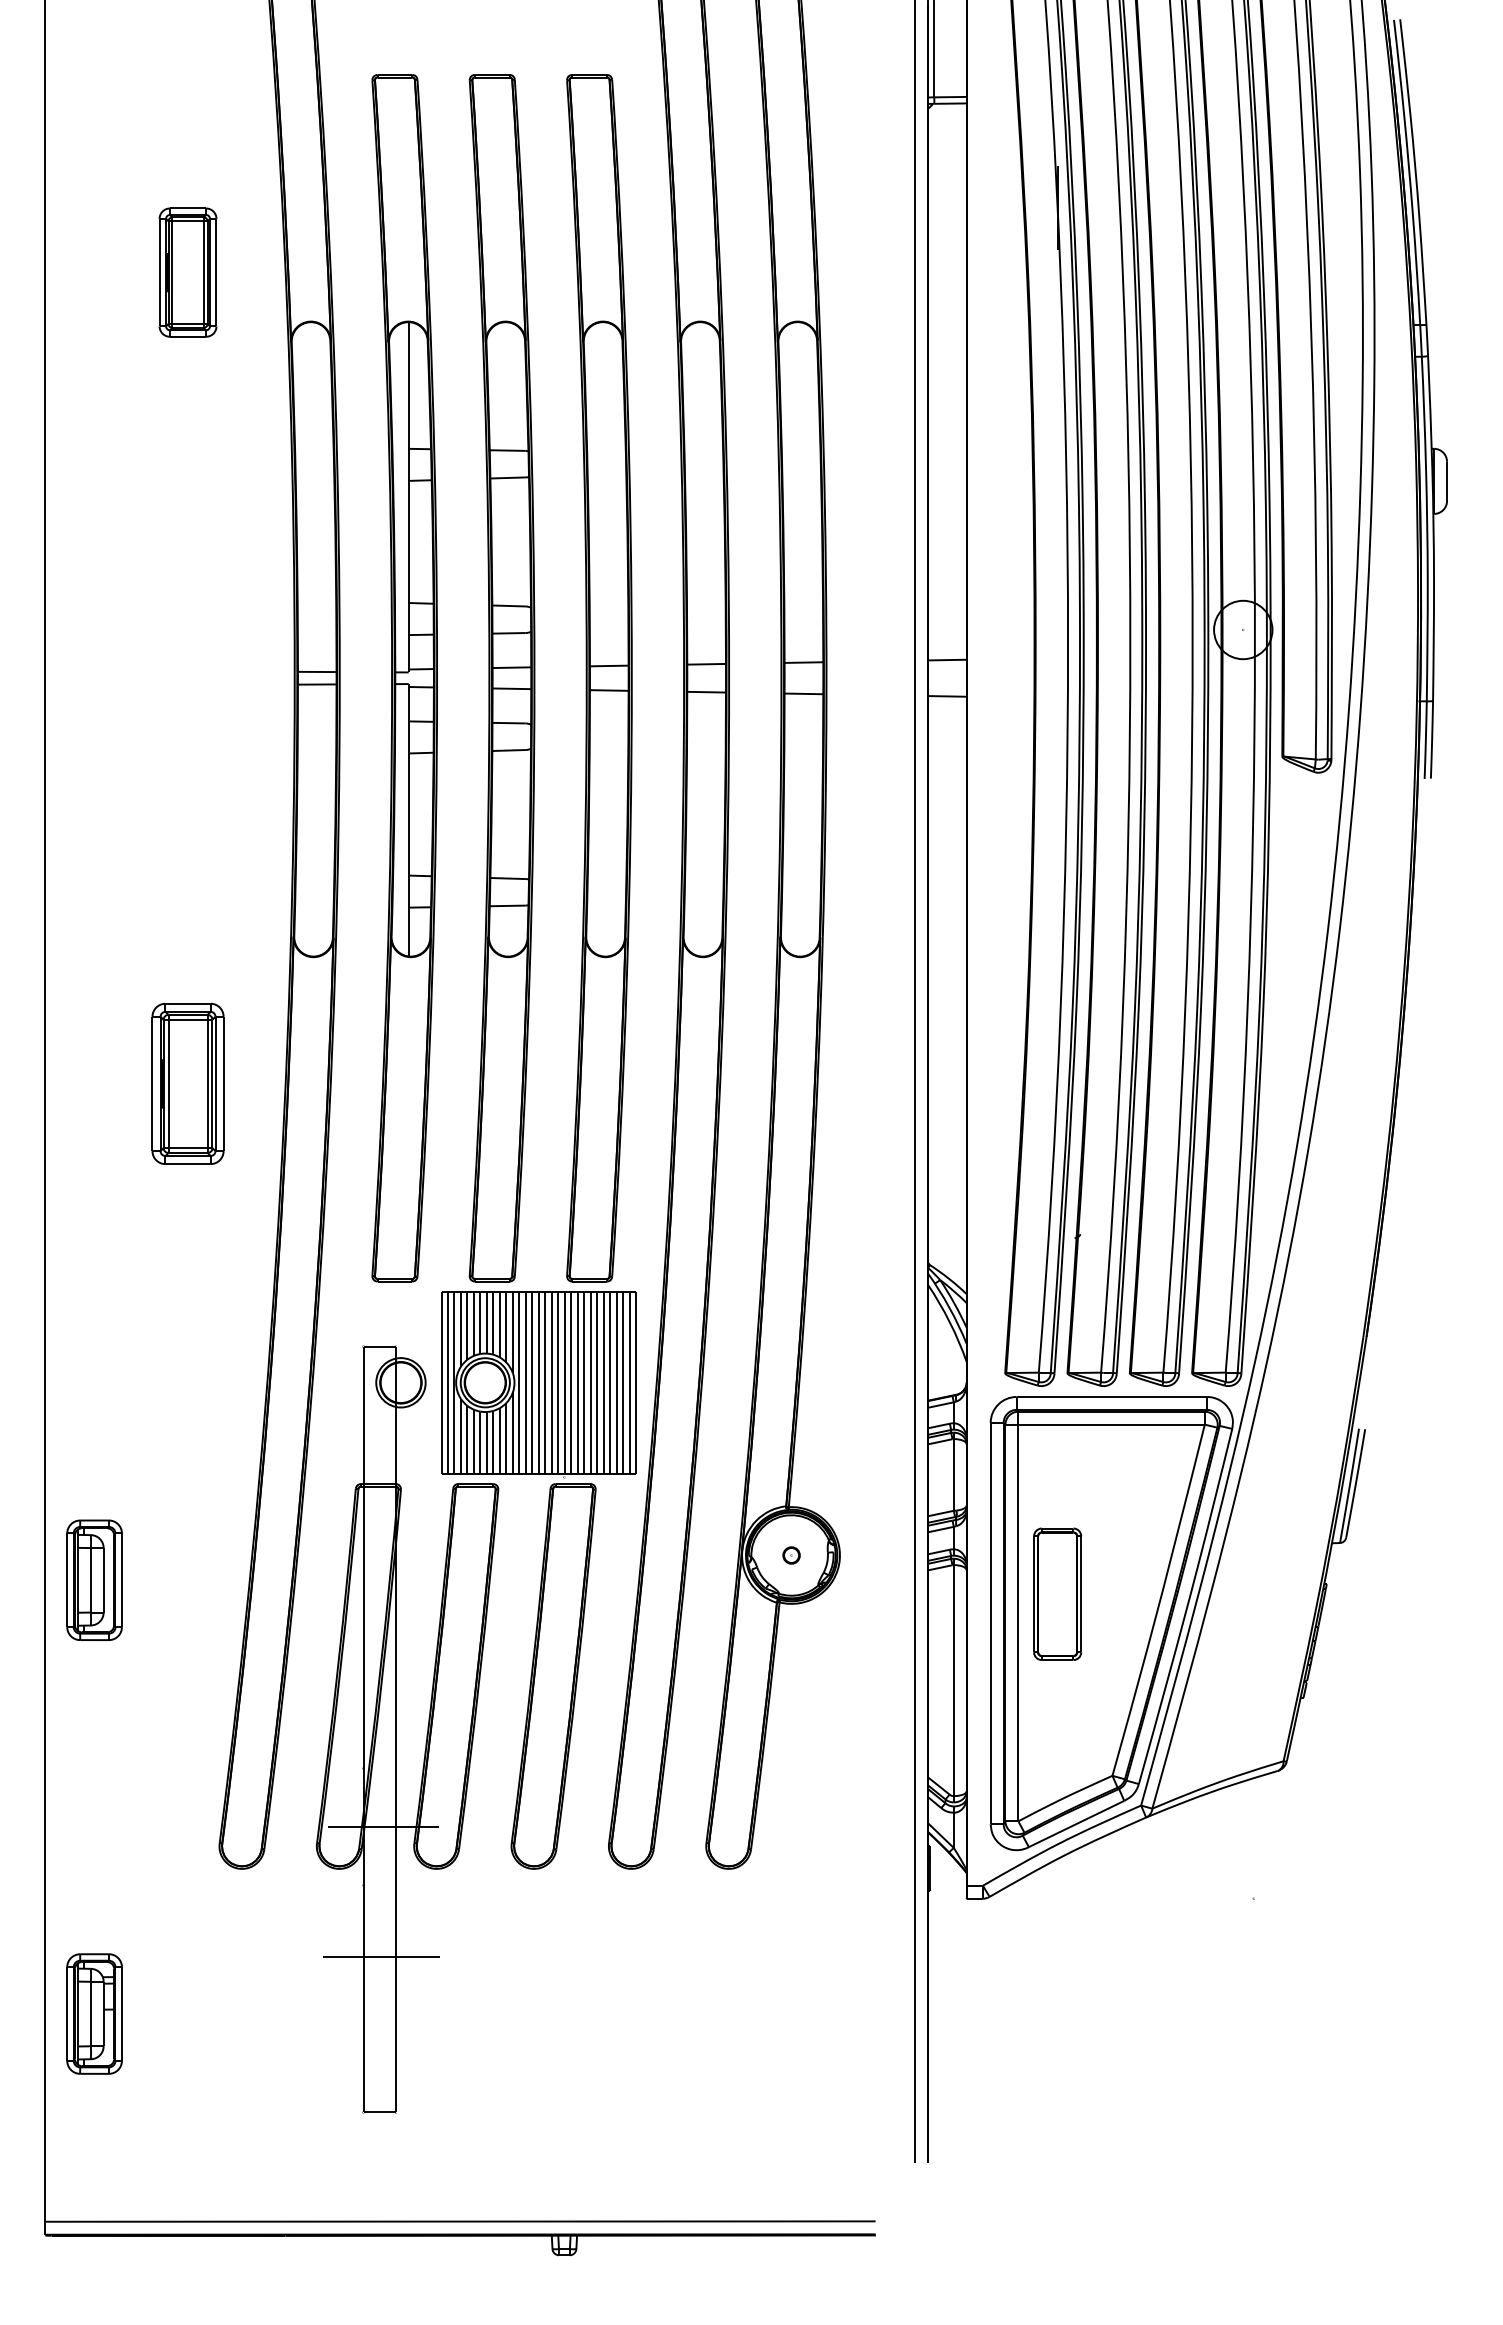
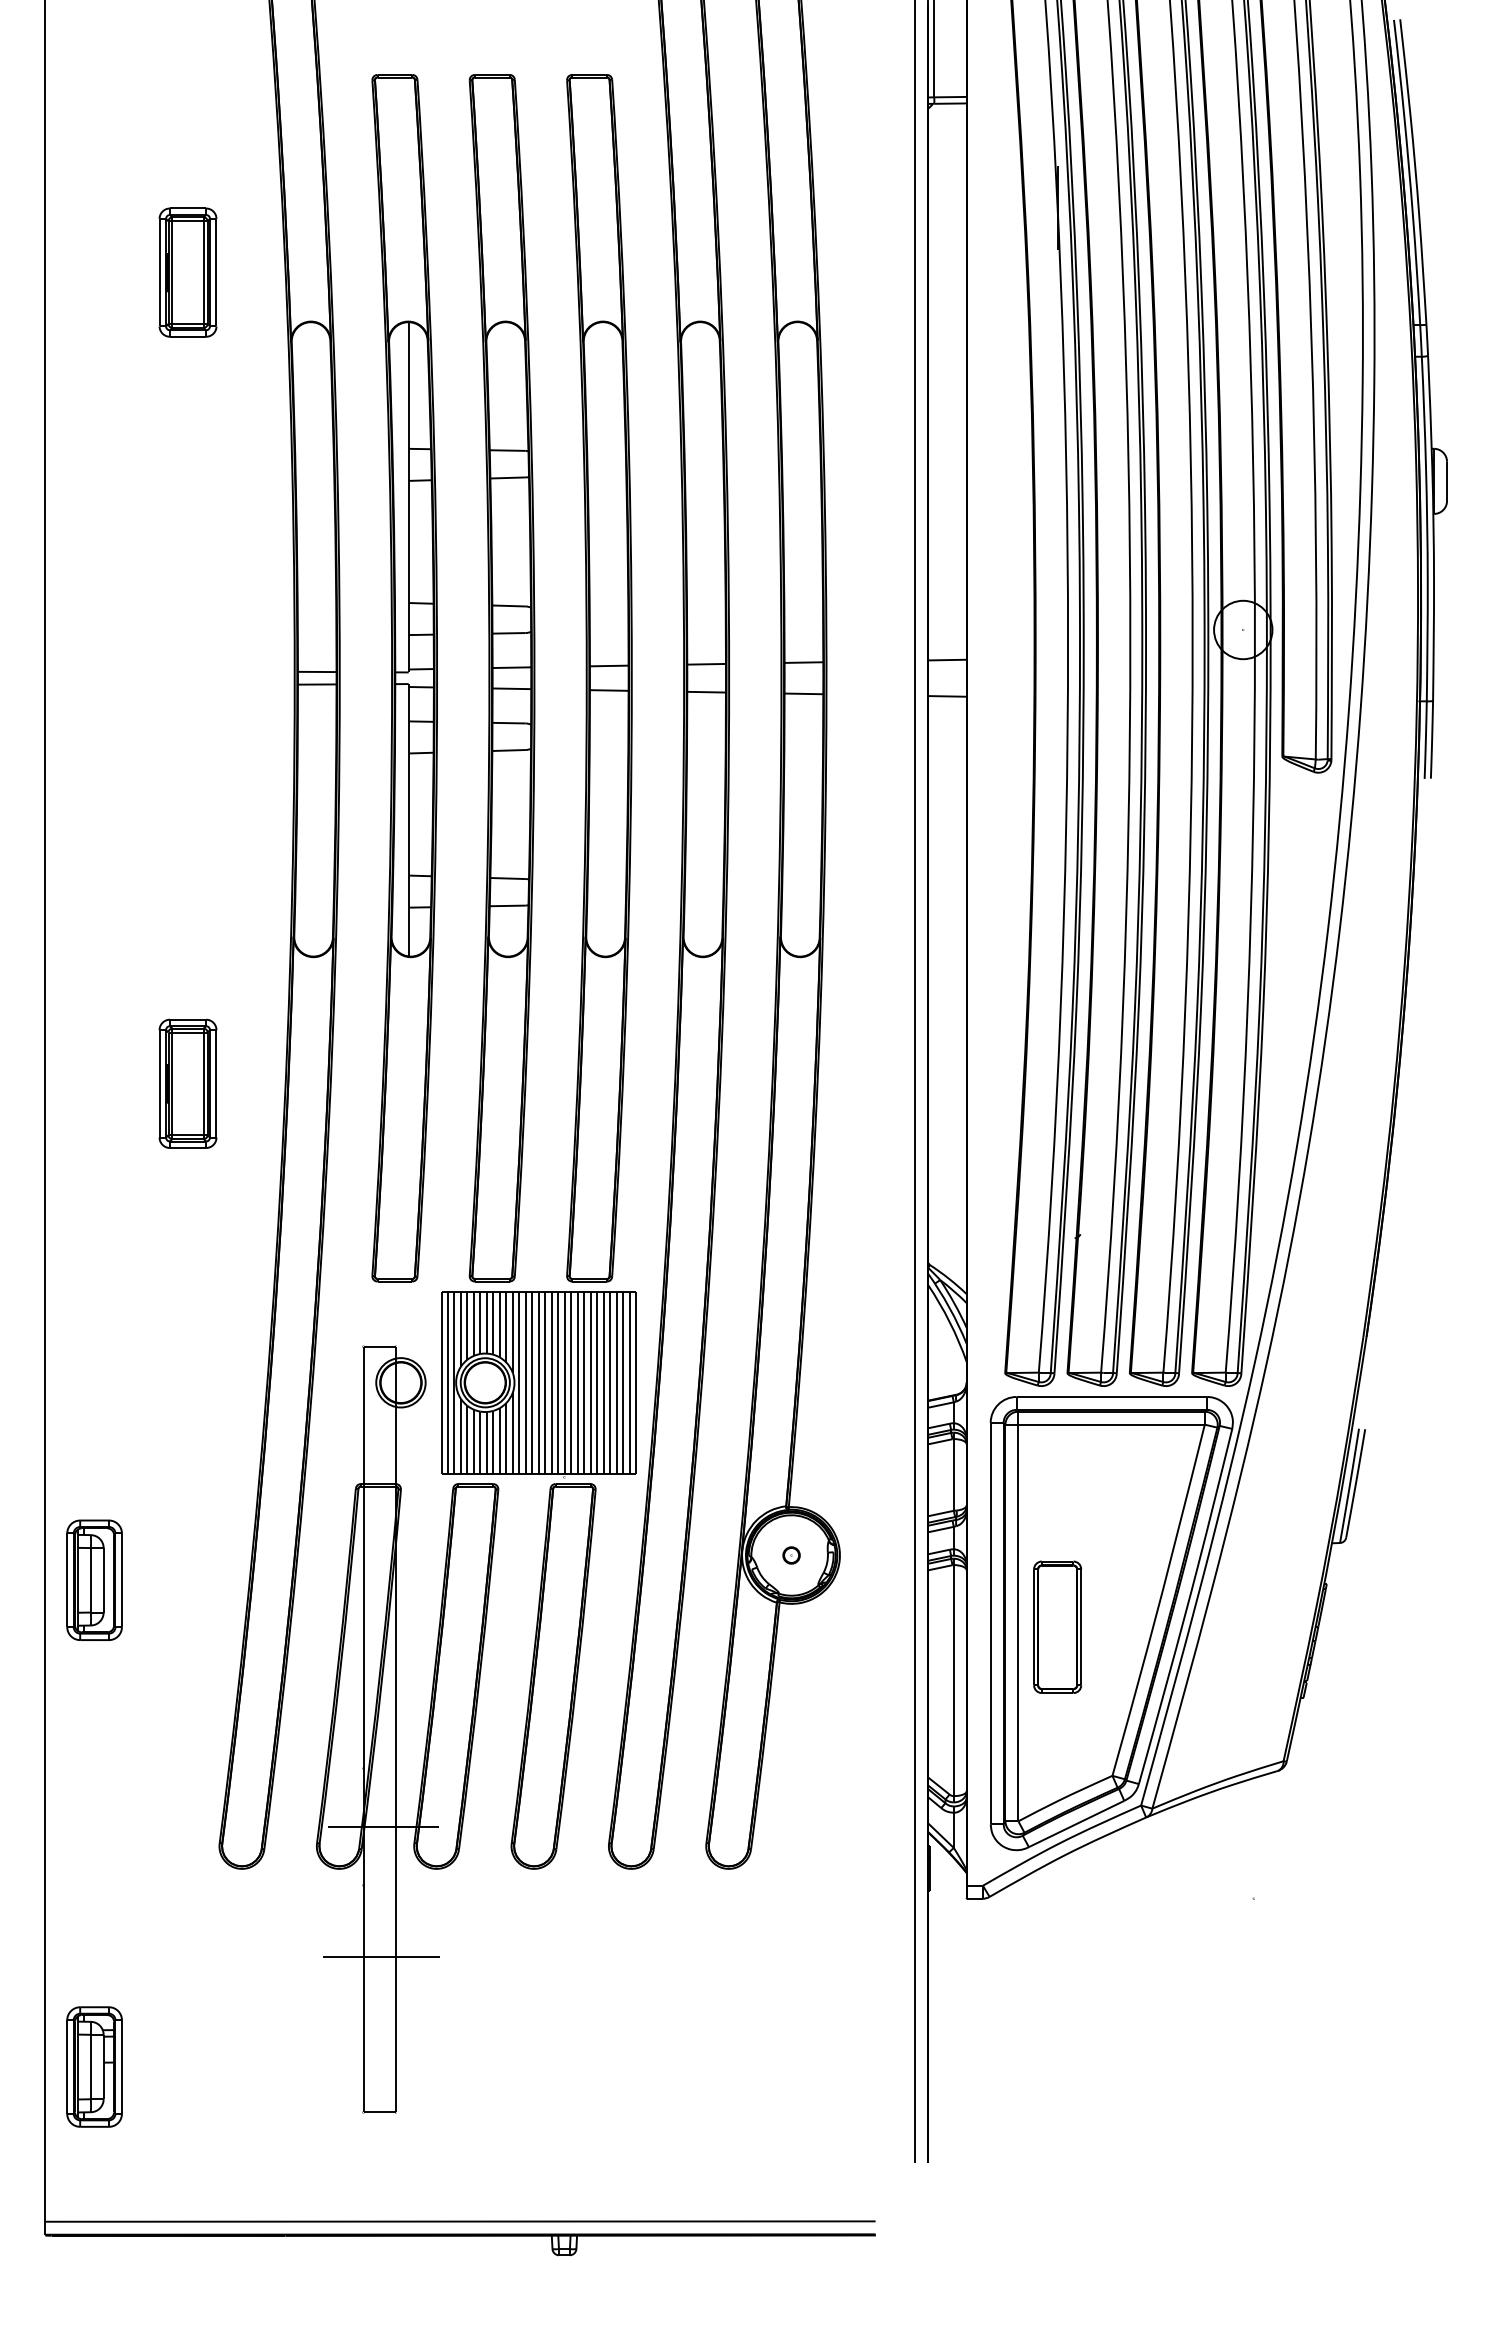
part size: 74x163 px -> 60x131 px (187, 1083)
part position: (1057, 1593) -> (1057, 1626) (1057, 1626)
part position: (94, 2013) -> (94, 2066) (94, 2066)
